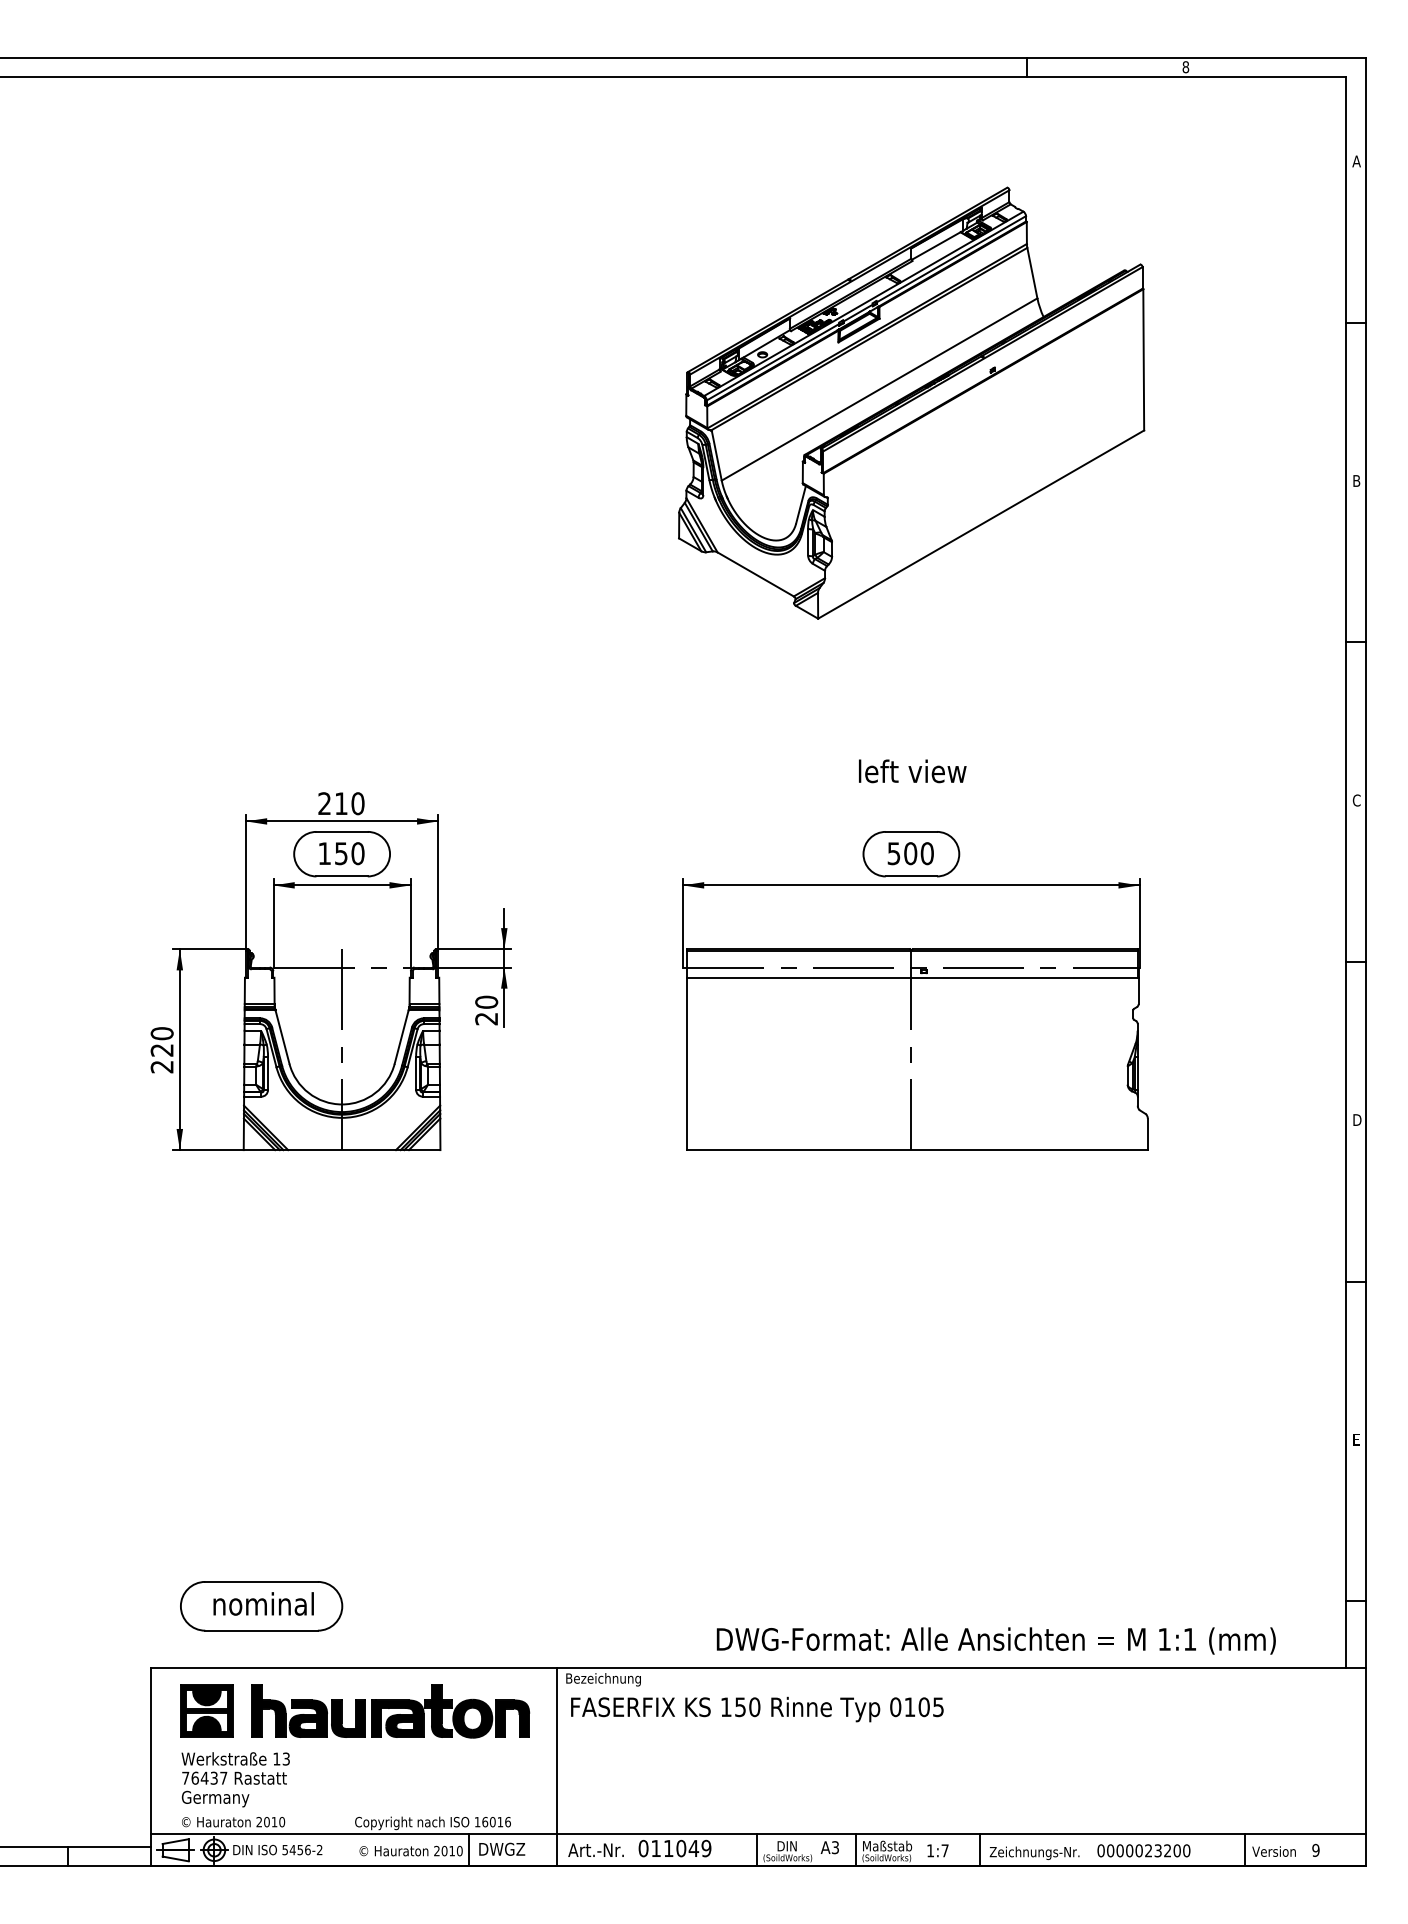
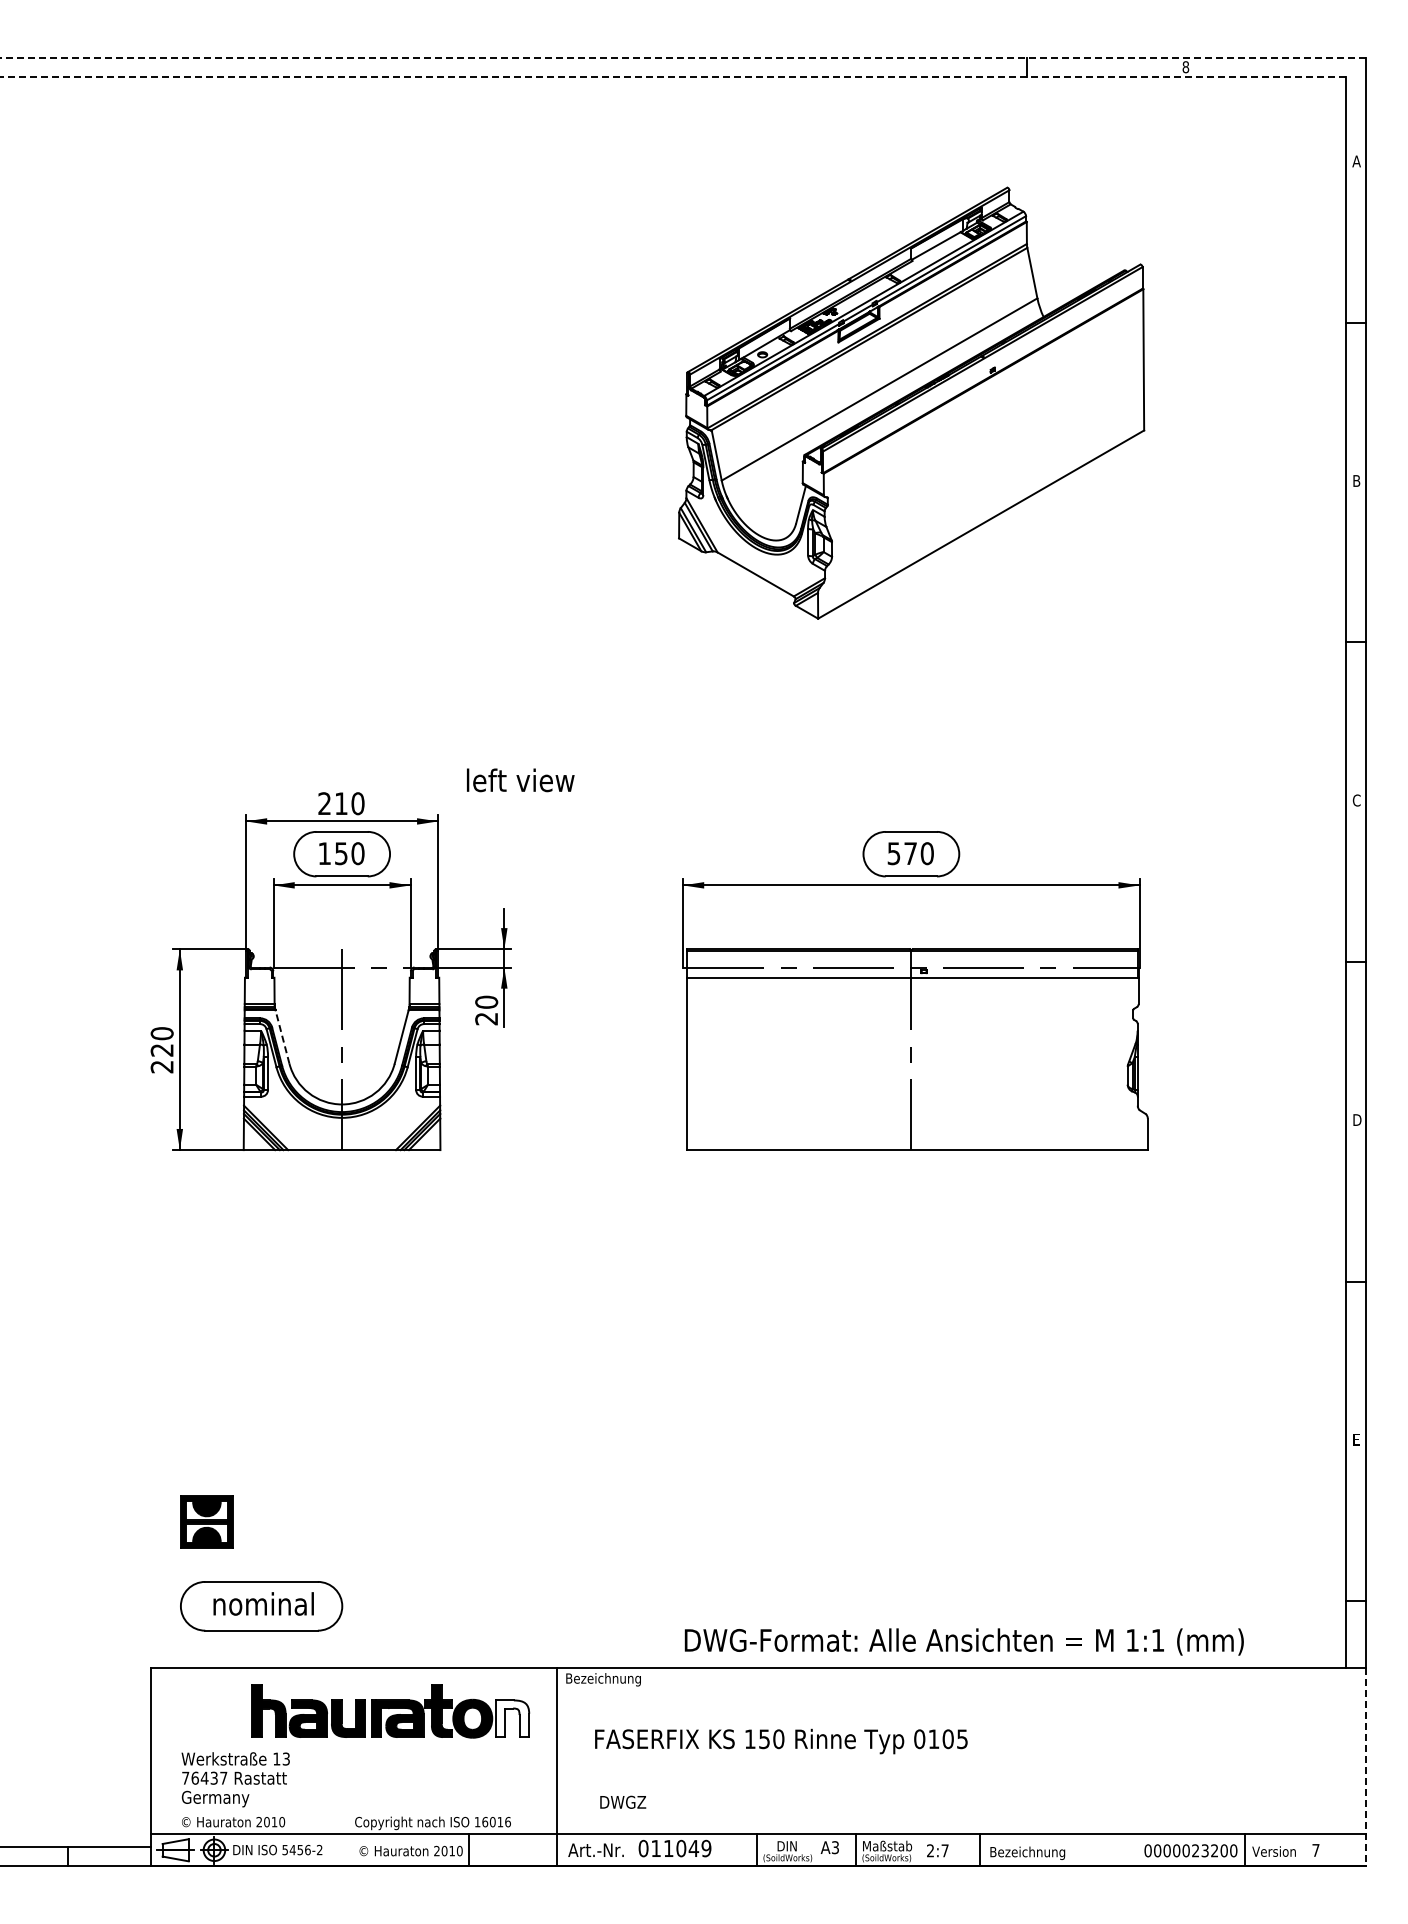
line: solid -> dashed (682, 57)
line: solid -> dashed (673, 76)
text position: (912, 771) -> (520, 780) (520, 780)
text: 500 -> 570 (910, 853)
line: solid -> dashed (282, 1037)
text position: (995, 1640) -> (963, 1641) (963, 1641)
text position: (757, 1709) -> (781, 1741) (781, 1741)
part position: (206, 1710) -> (206, 1521) (206, 1521)
fill: present -> none (512, 1718)
line: solid -> dashed (1365, 1767)
text position: (502, 1848) -> (623, 1801) (623, 1801)
text: 9 -> 7 (1315, 1849)
text: 1:7 -> 2:7 (930, 1850)
text position: (1143, 1850) -> (1190, 1850) (1190, 1850)
text: Zeichnungs-Nr. -> Bezeichnung (1034, 1853)
